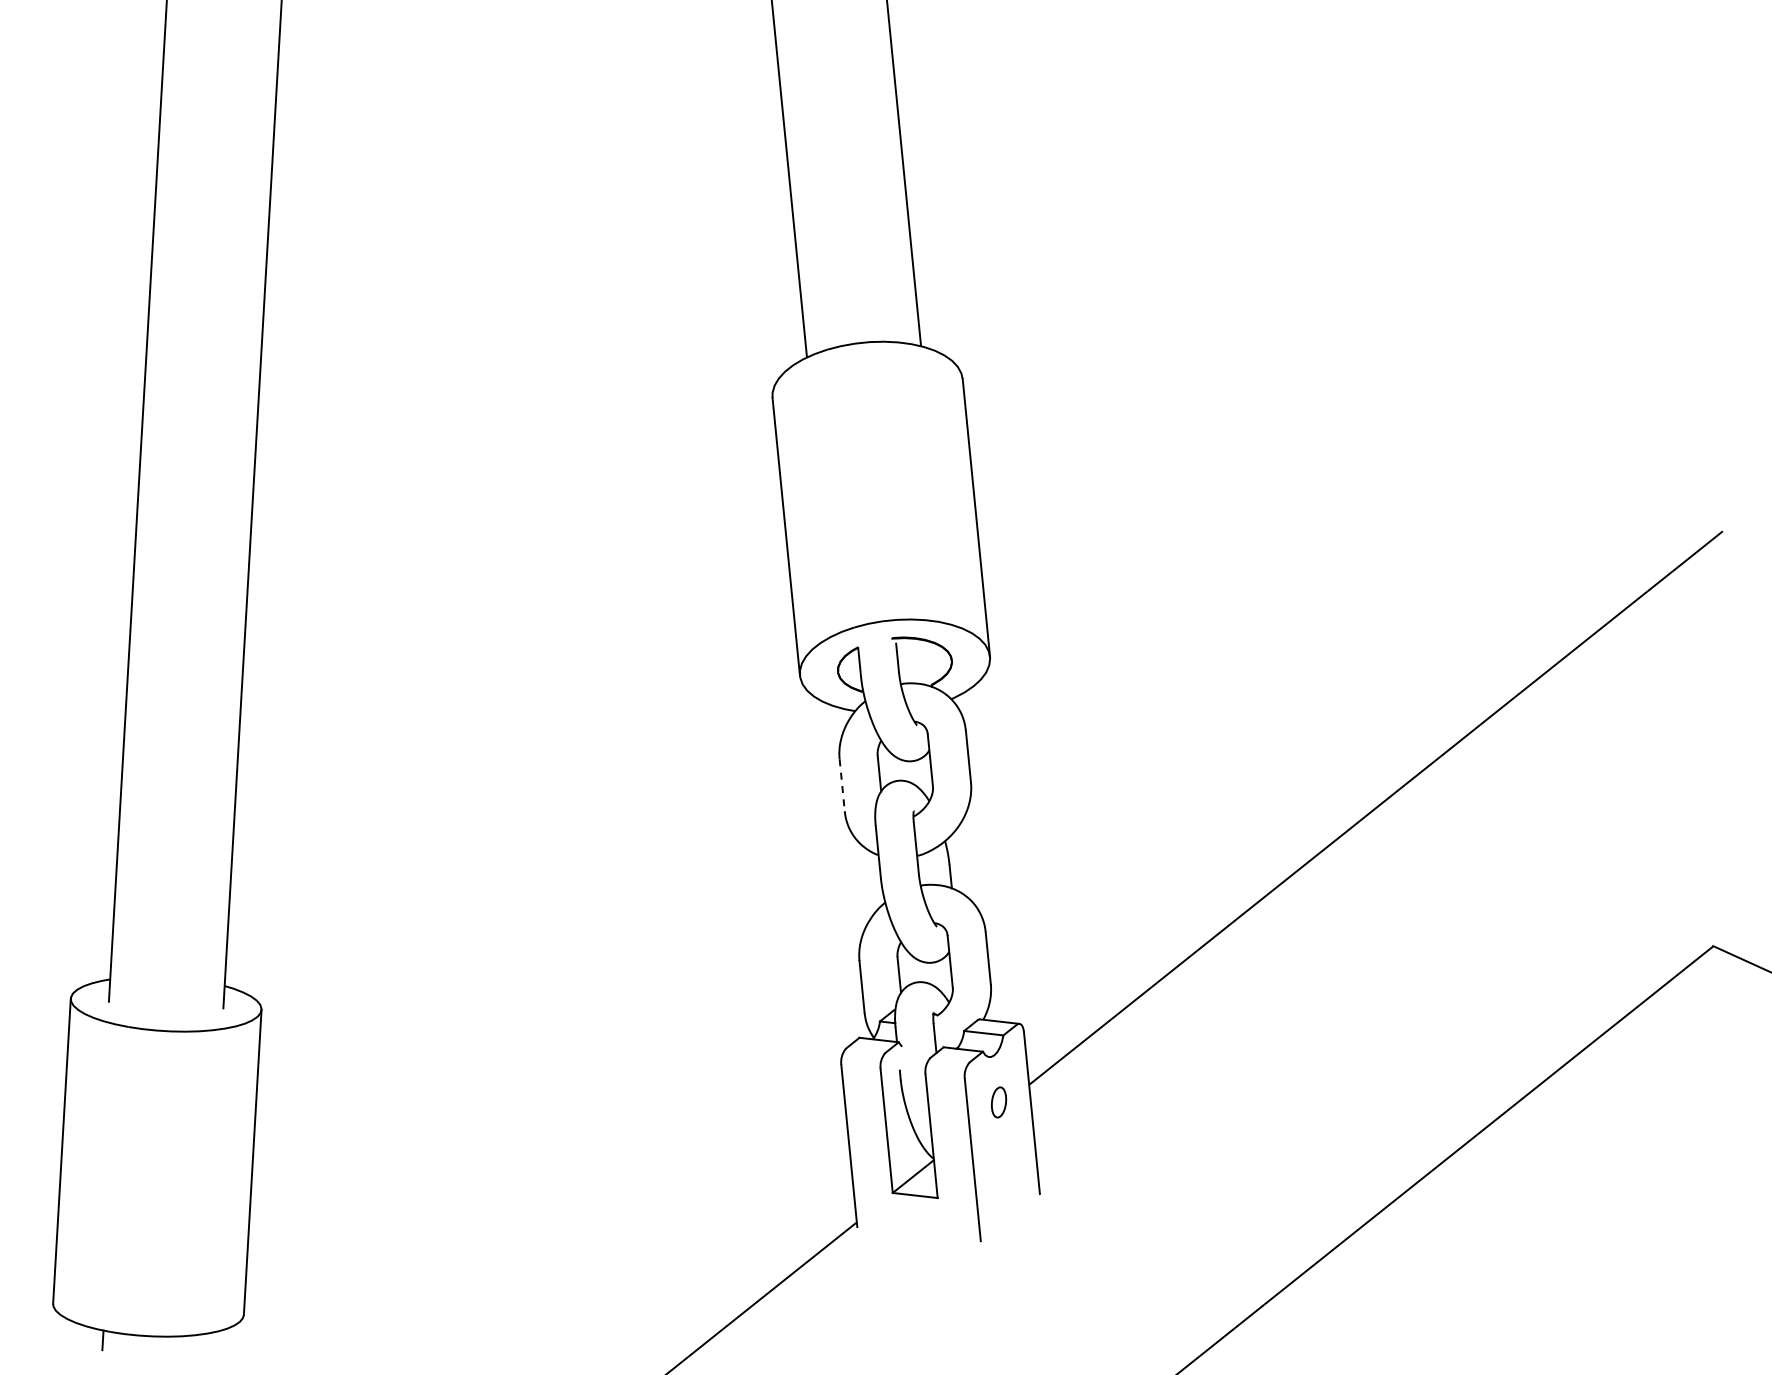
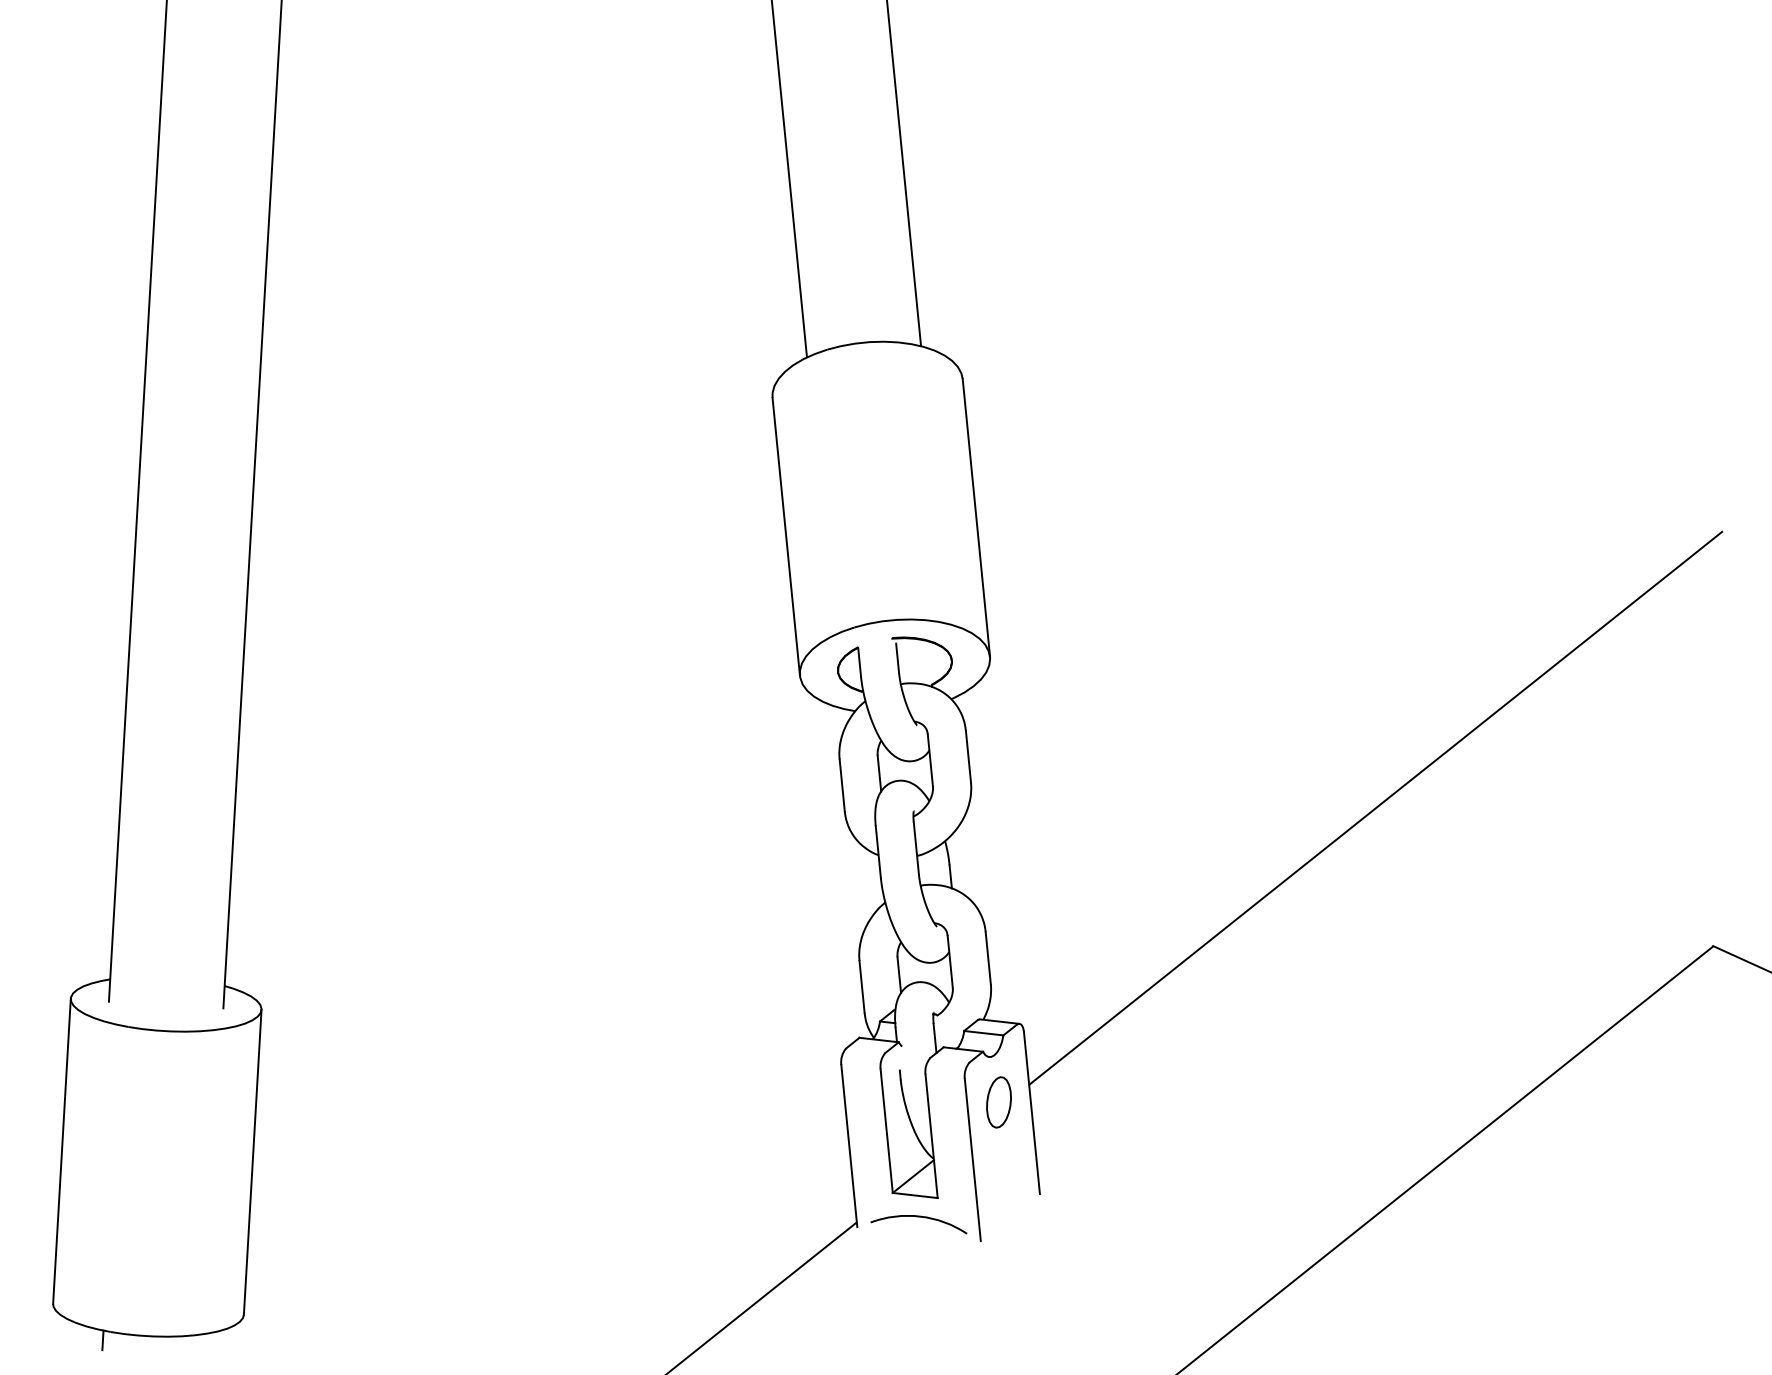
line: dashed -> solid (842, 785)
part size: 17x33 px -> 26x53 px (998, 1102)
arc: none -> present (918, 1217)
